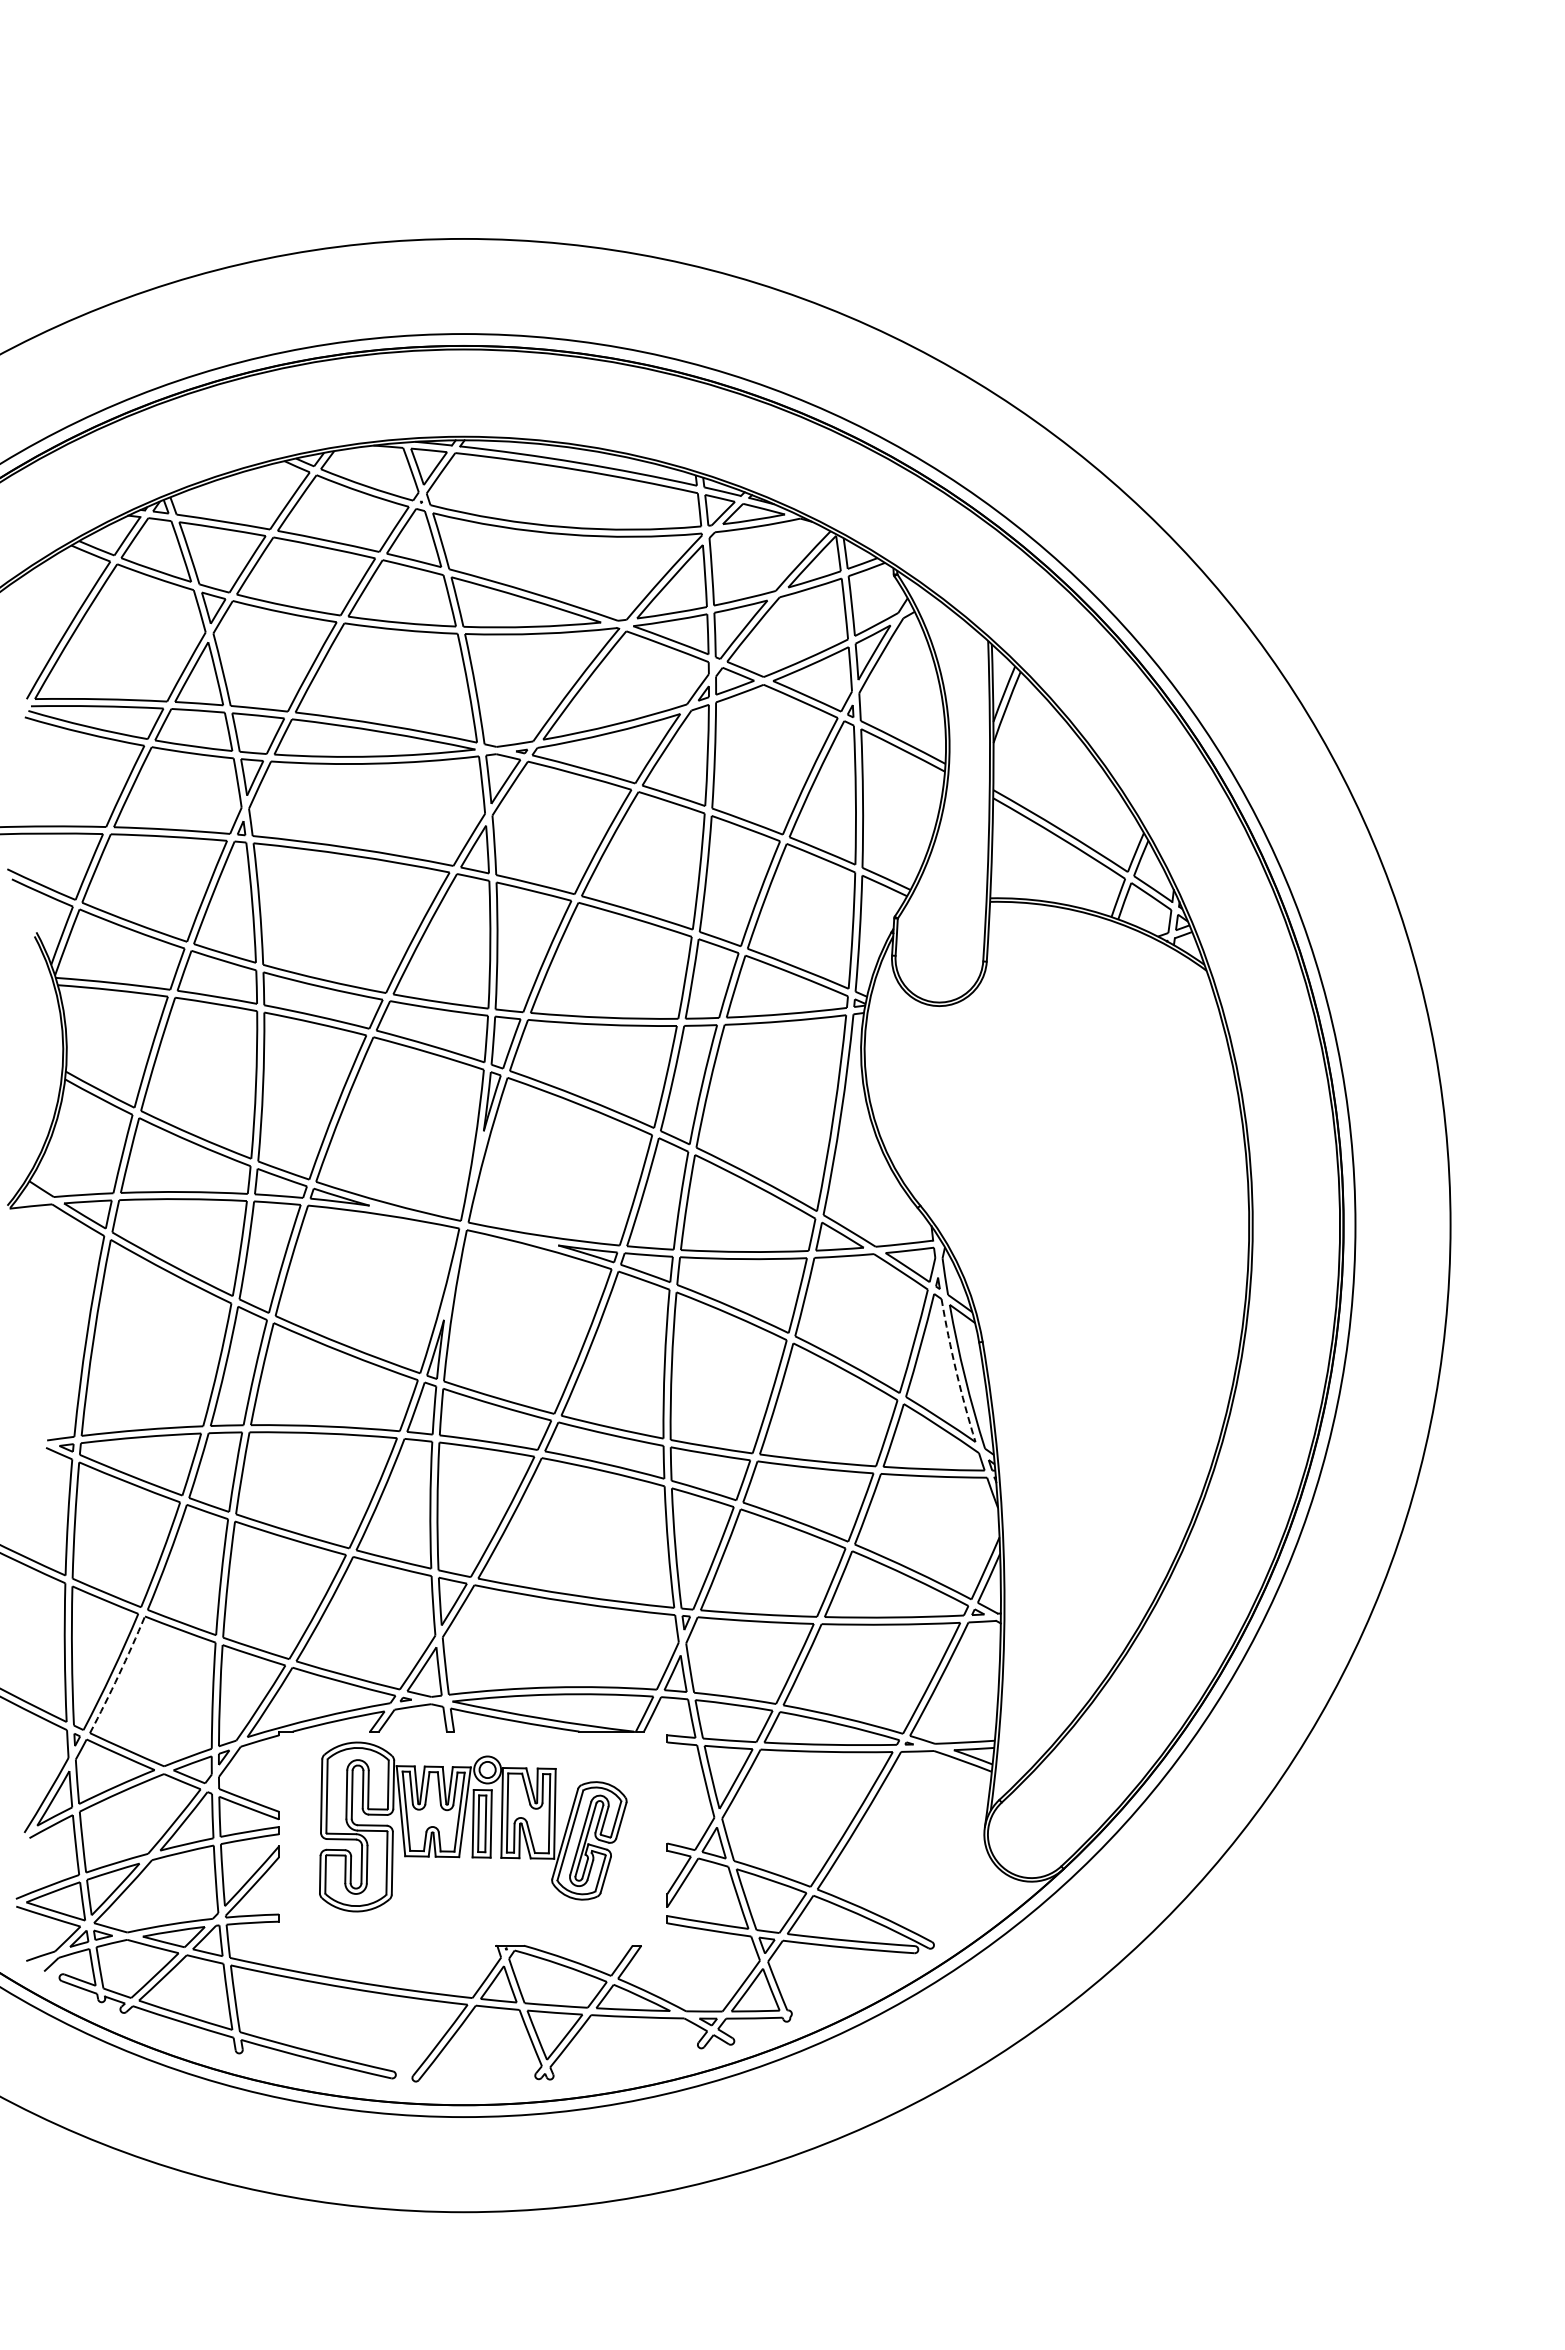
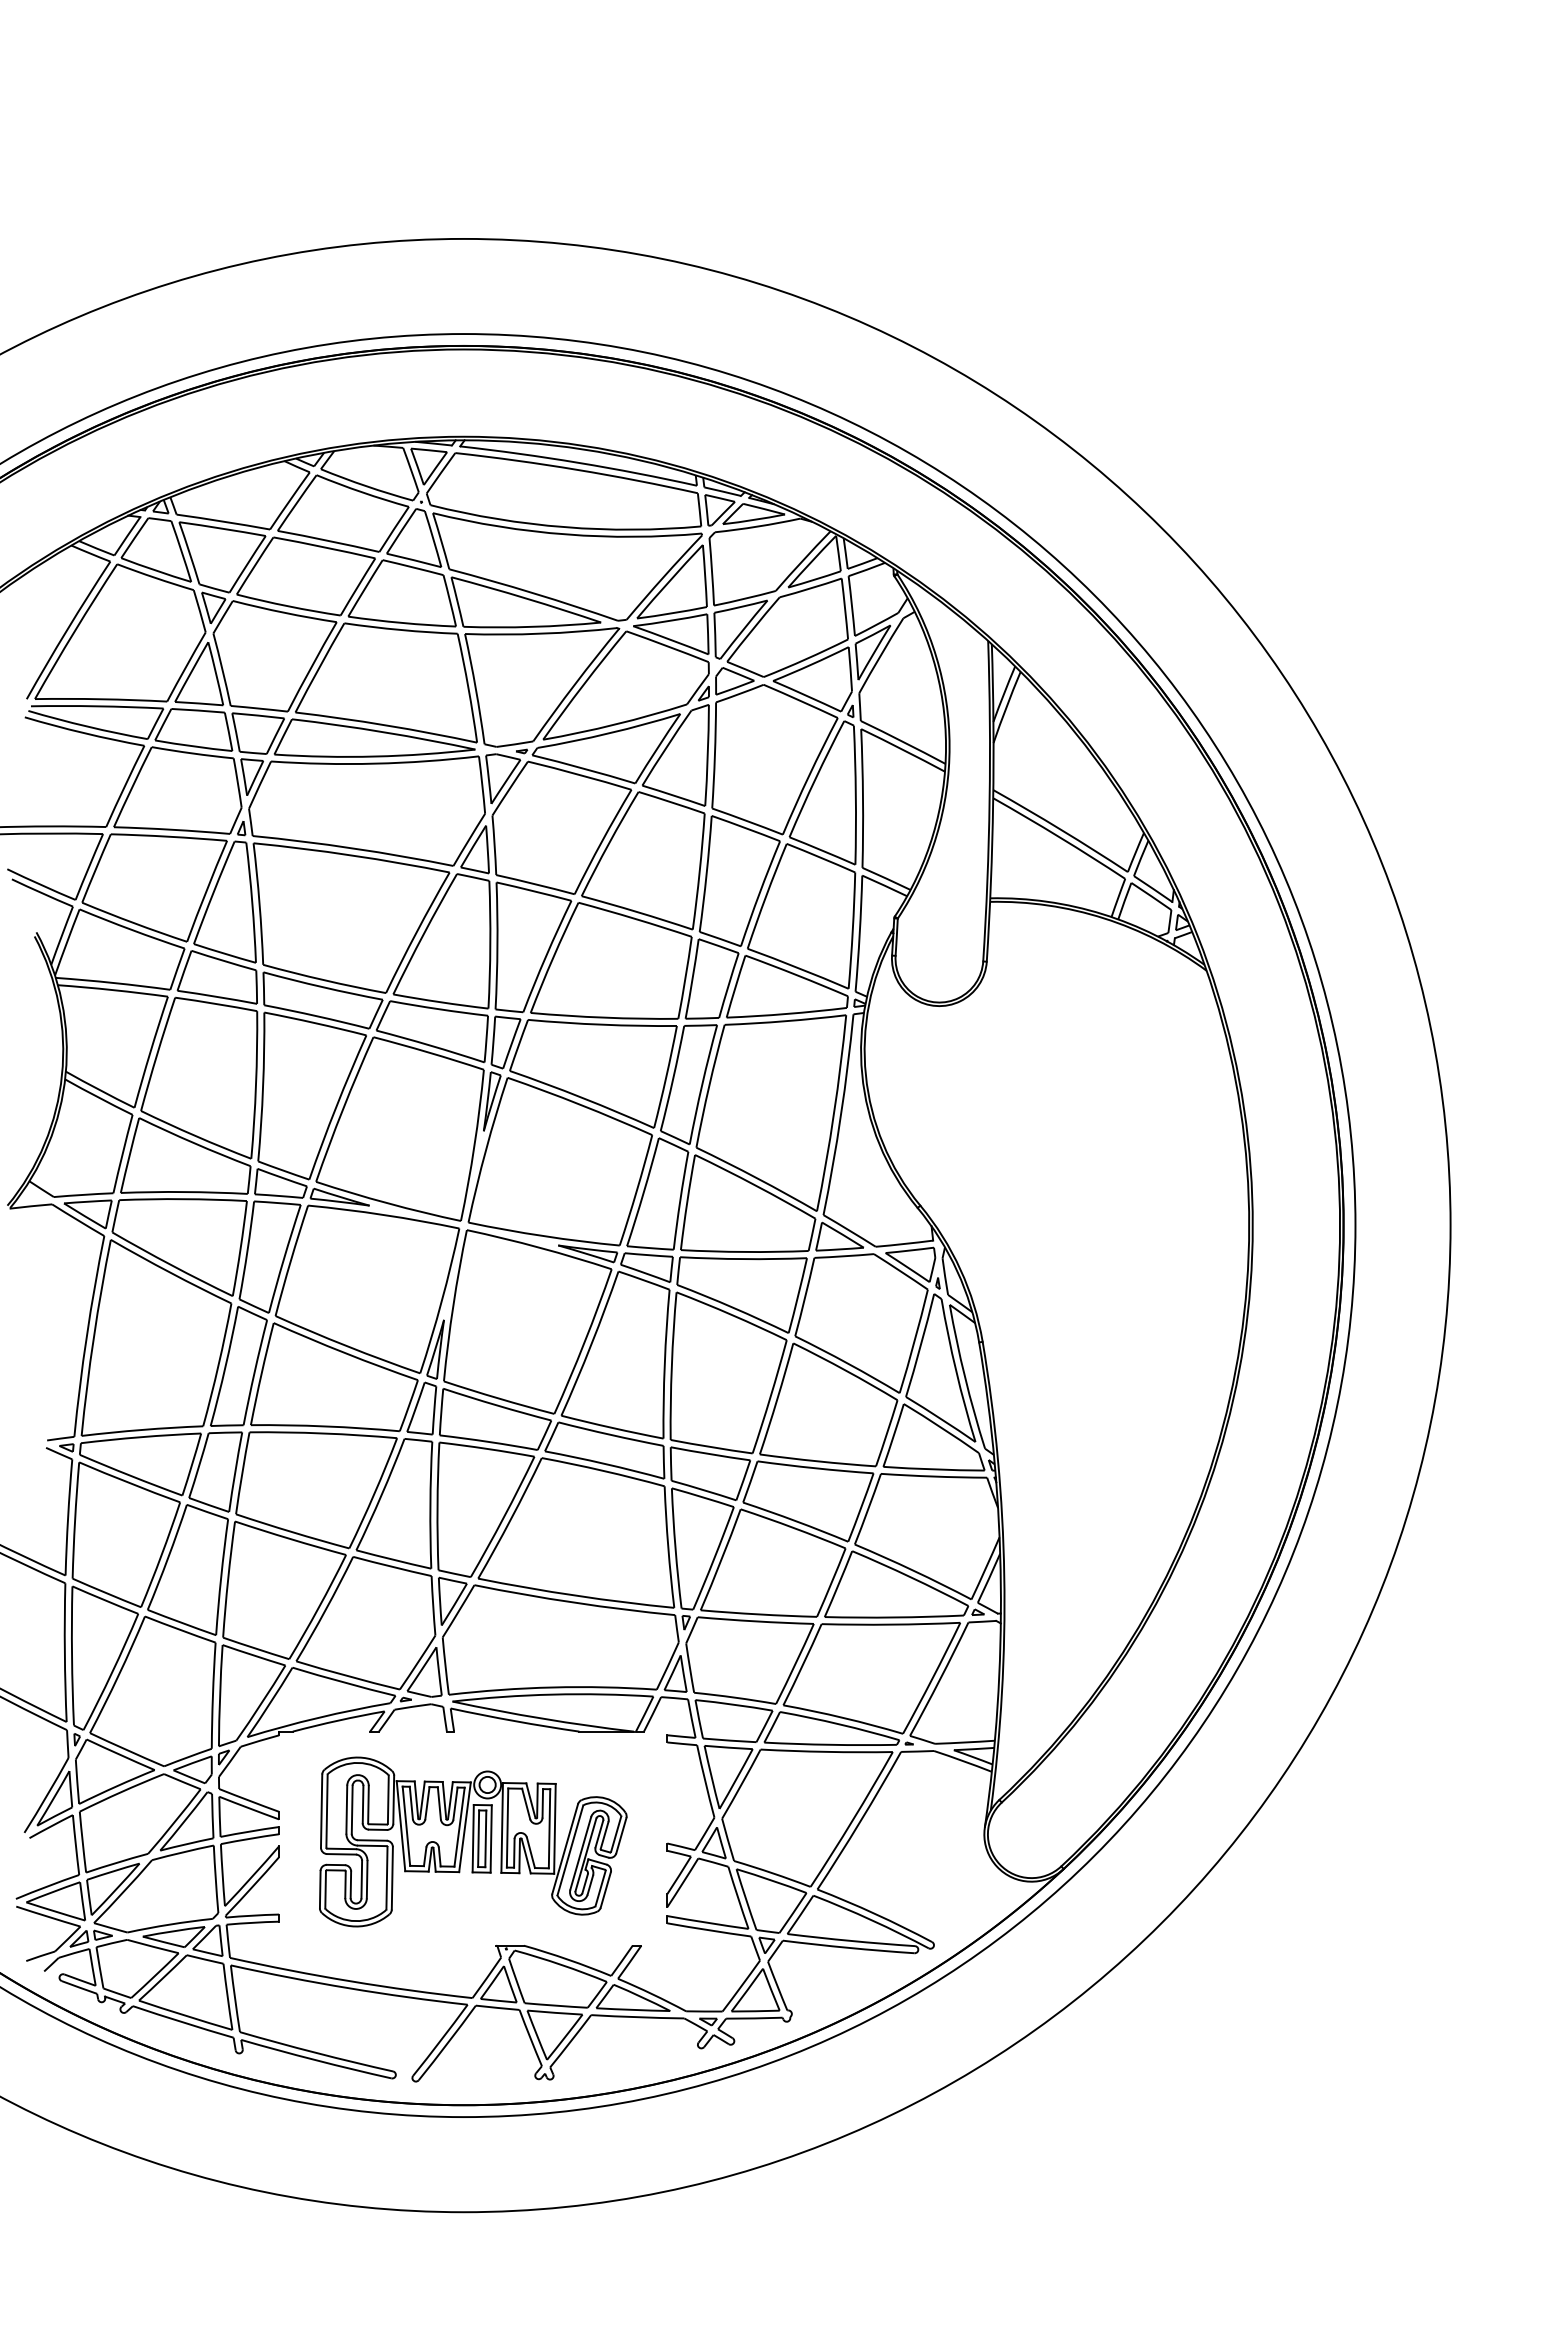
arc: dashed -> solid (956, 1371)
arc: dashed -> solid (118, 1675)
part position: (473, 1826) -> (473, 1841) (473, 1841)
